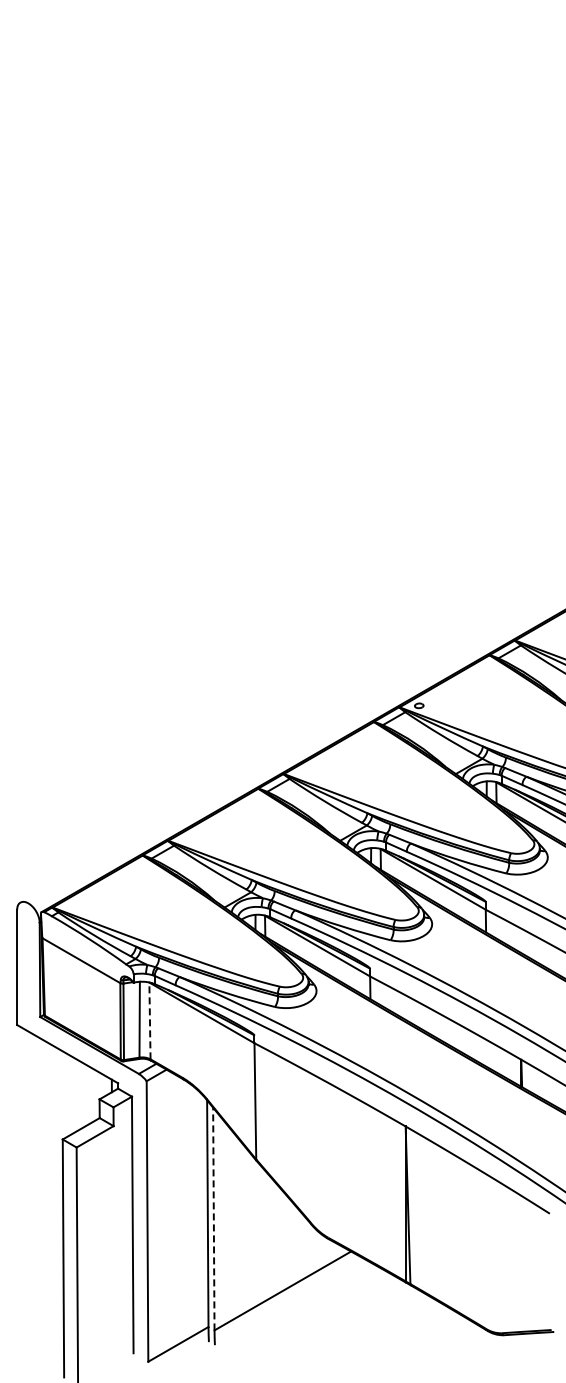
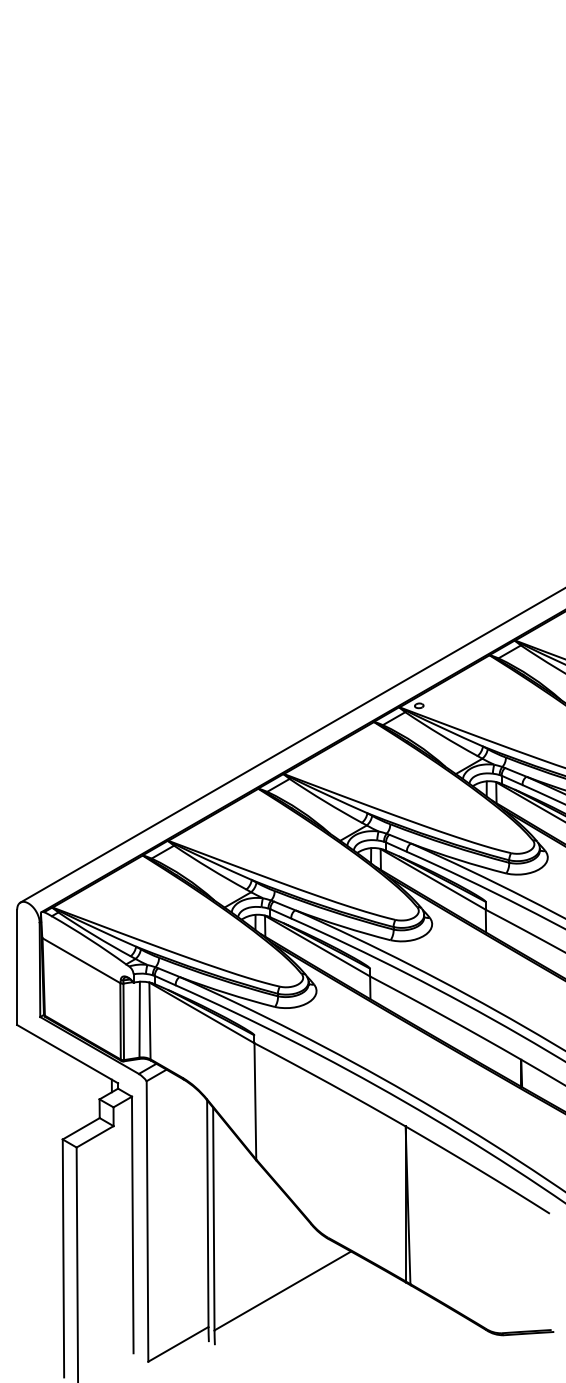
line: none -> present (291, 745)
line: dashed -> solid (149, 1020)
line: dashed -> solid (213, 1218)
